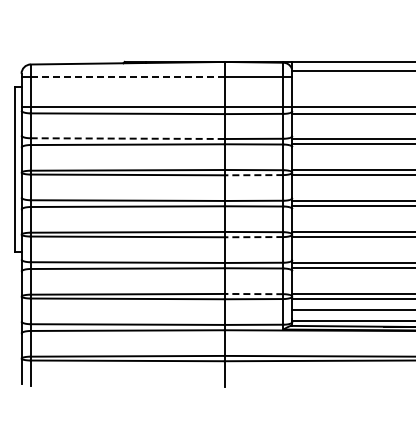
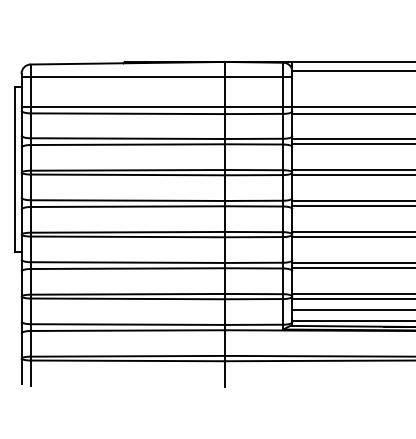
line: dashed -> solid (128, 77)
line: dashed -> solid (128, 138)
line: dashed -> solid (253, 175)
line: dashed -> solid (253, 237)
line: dashed -> solid (253, 294)
